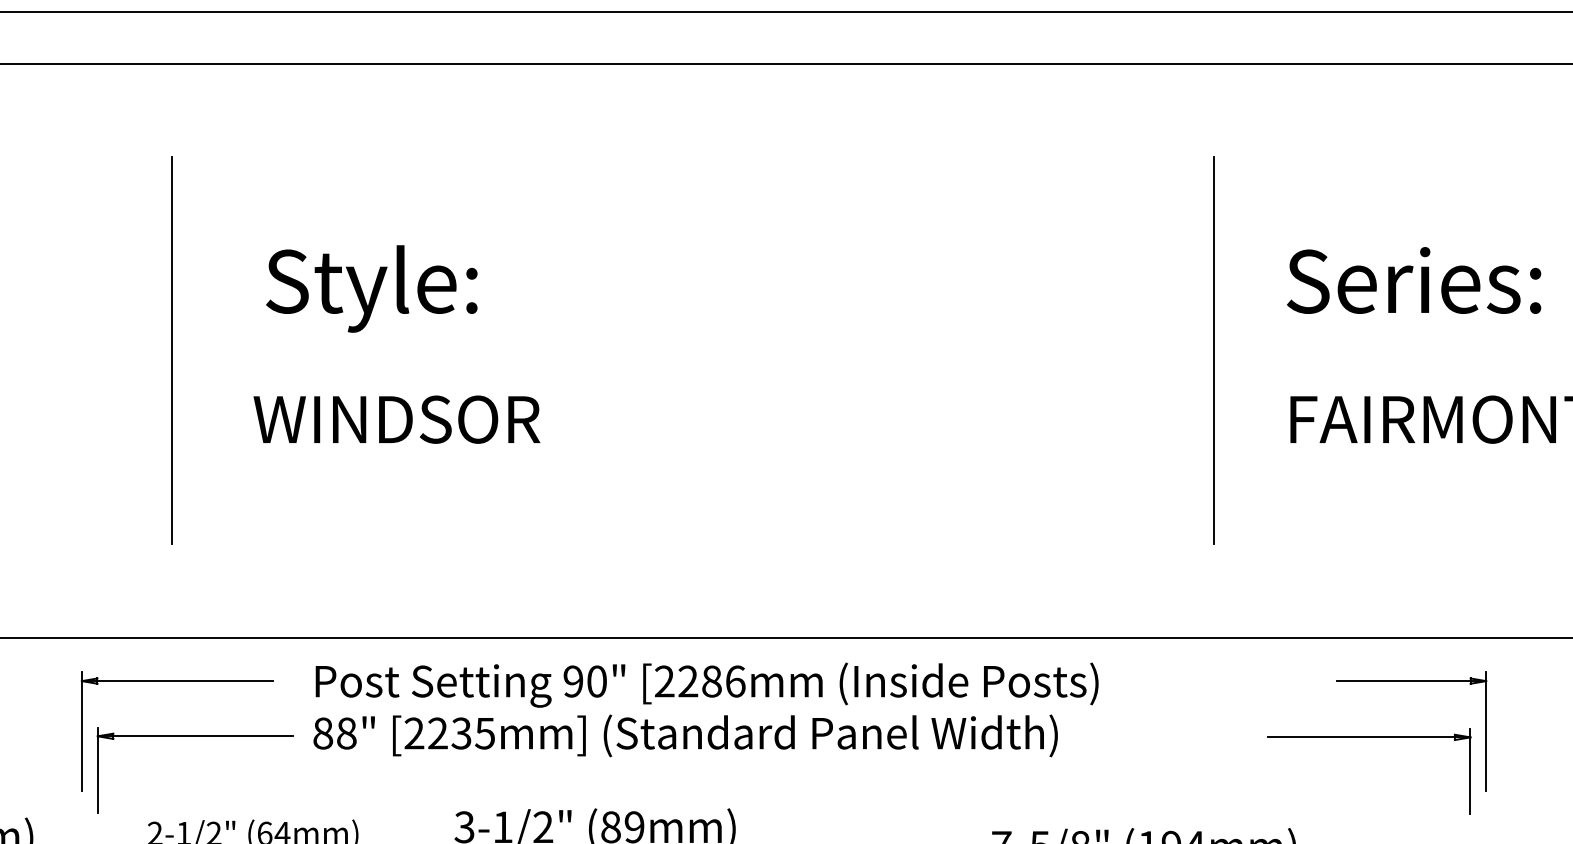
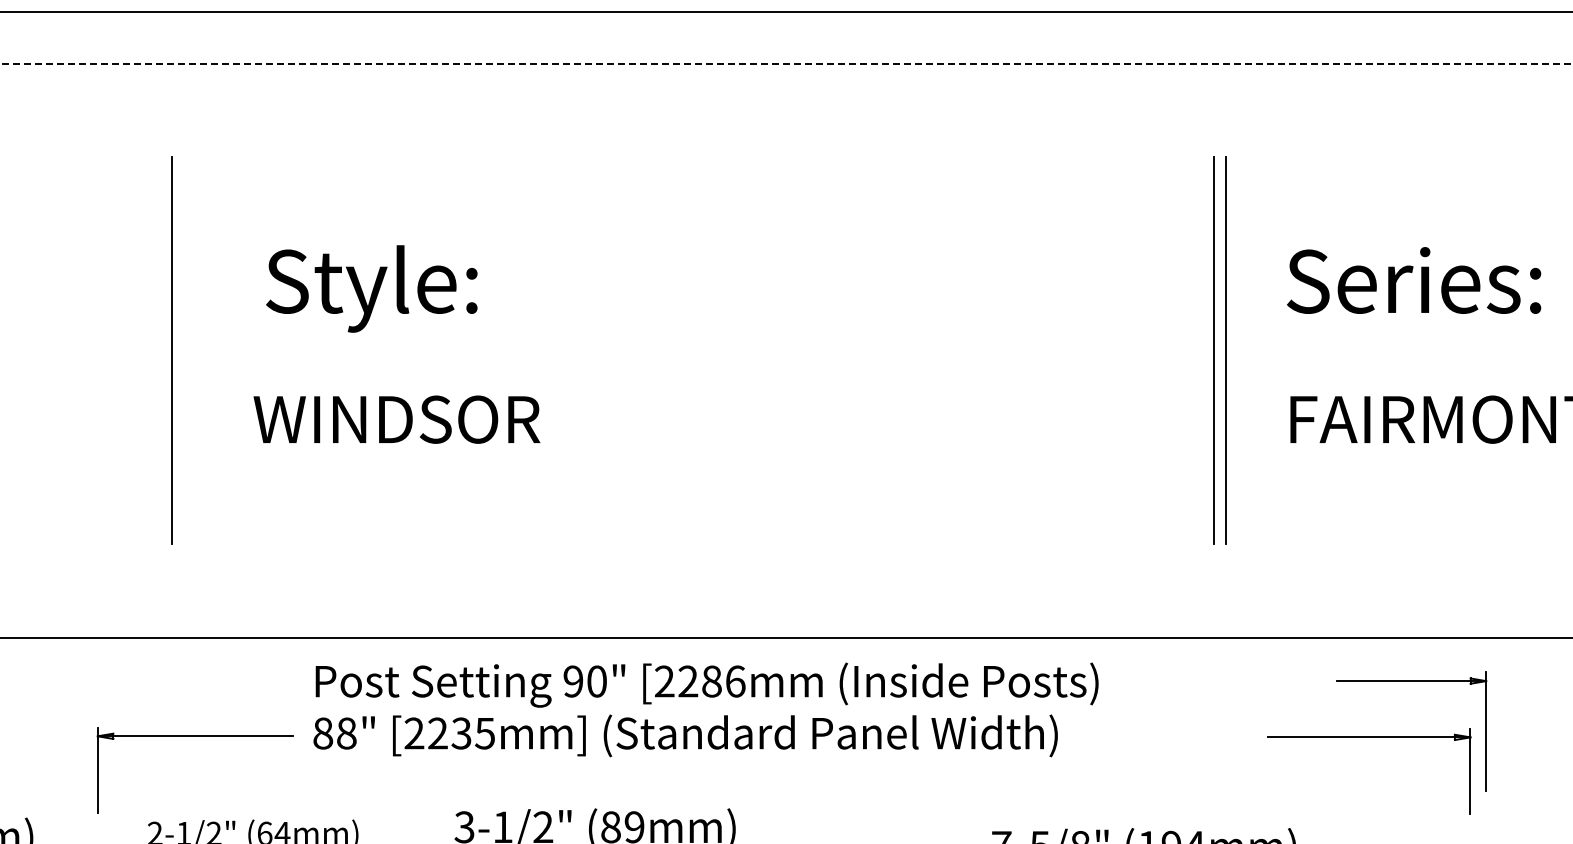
line: solid -> dashed (786, 63)
line: none -> present (1225, 350)
part: present -> none (176, 681)
